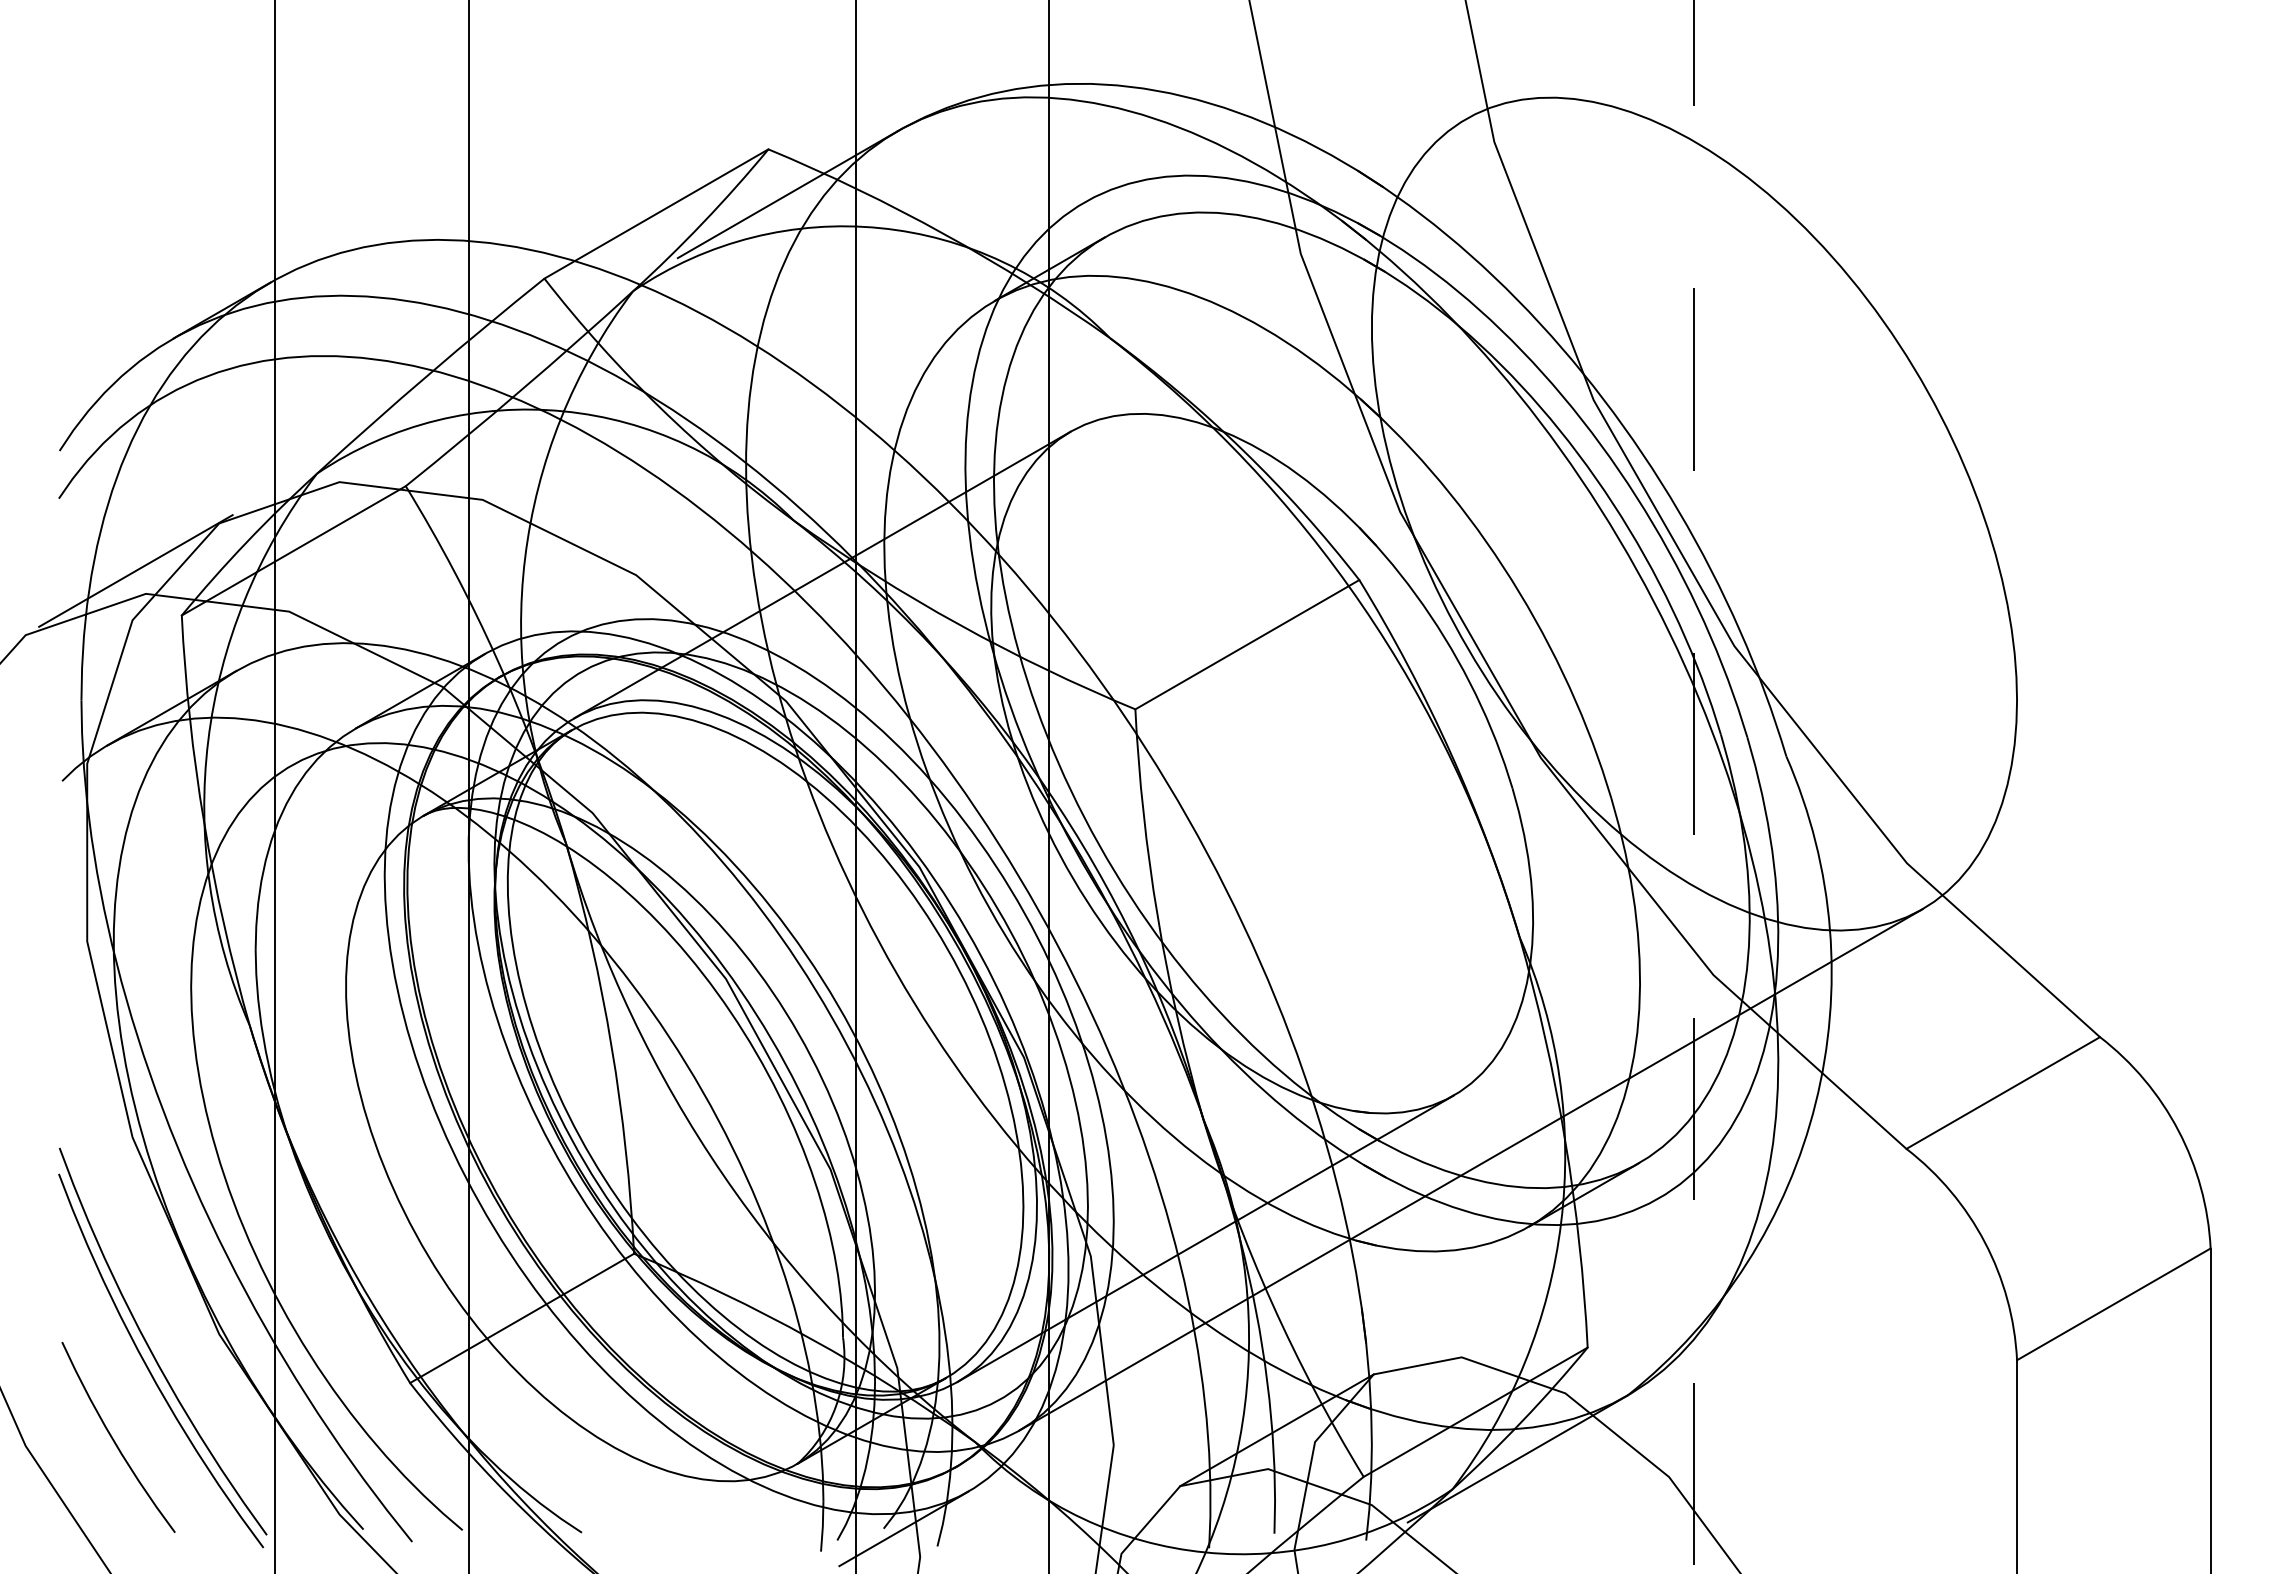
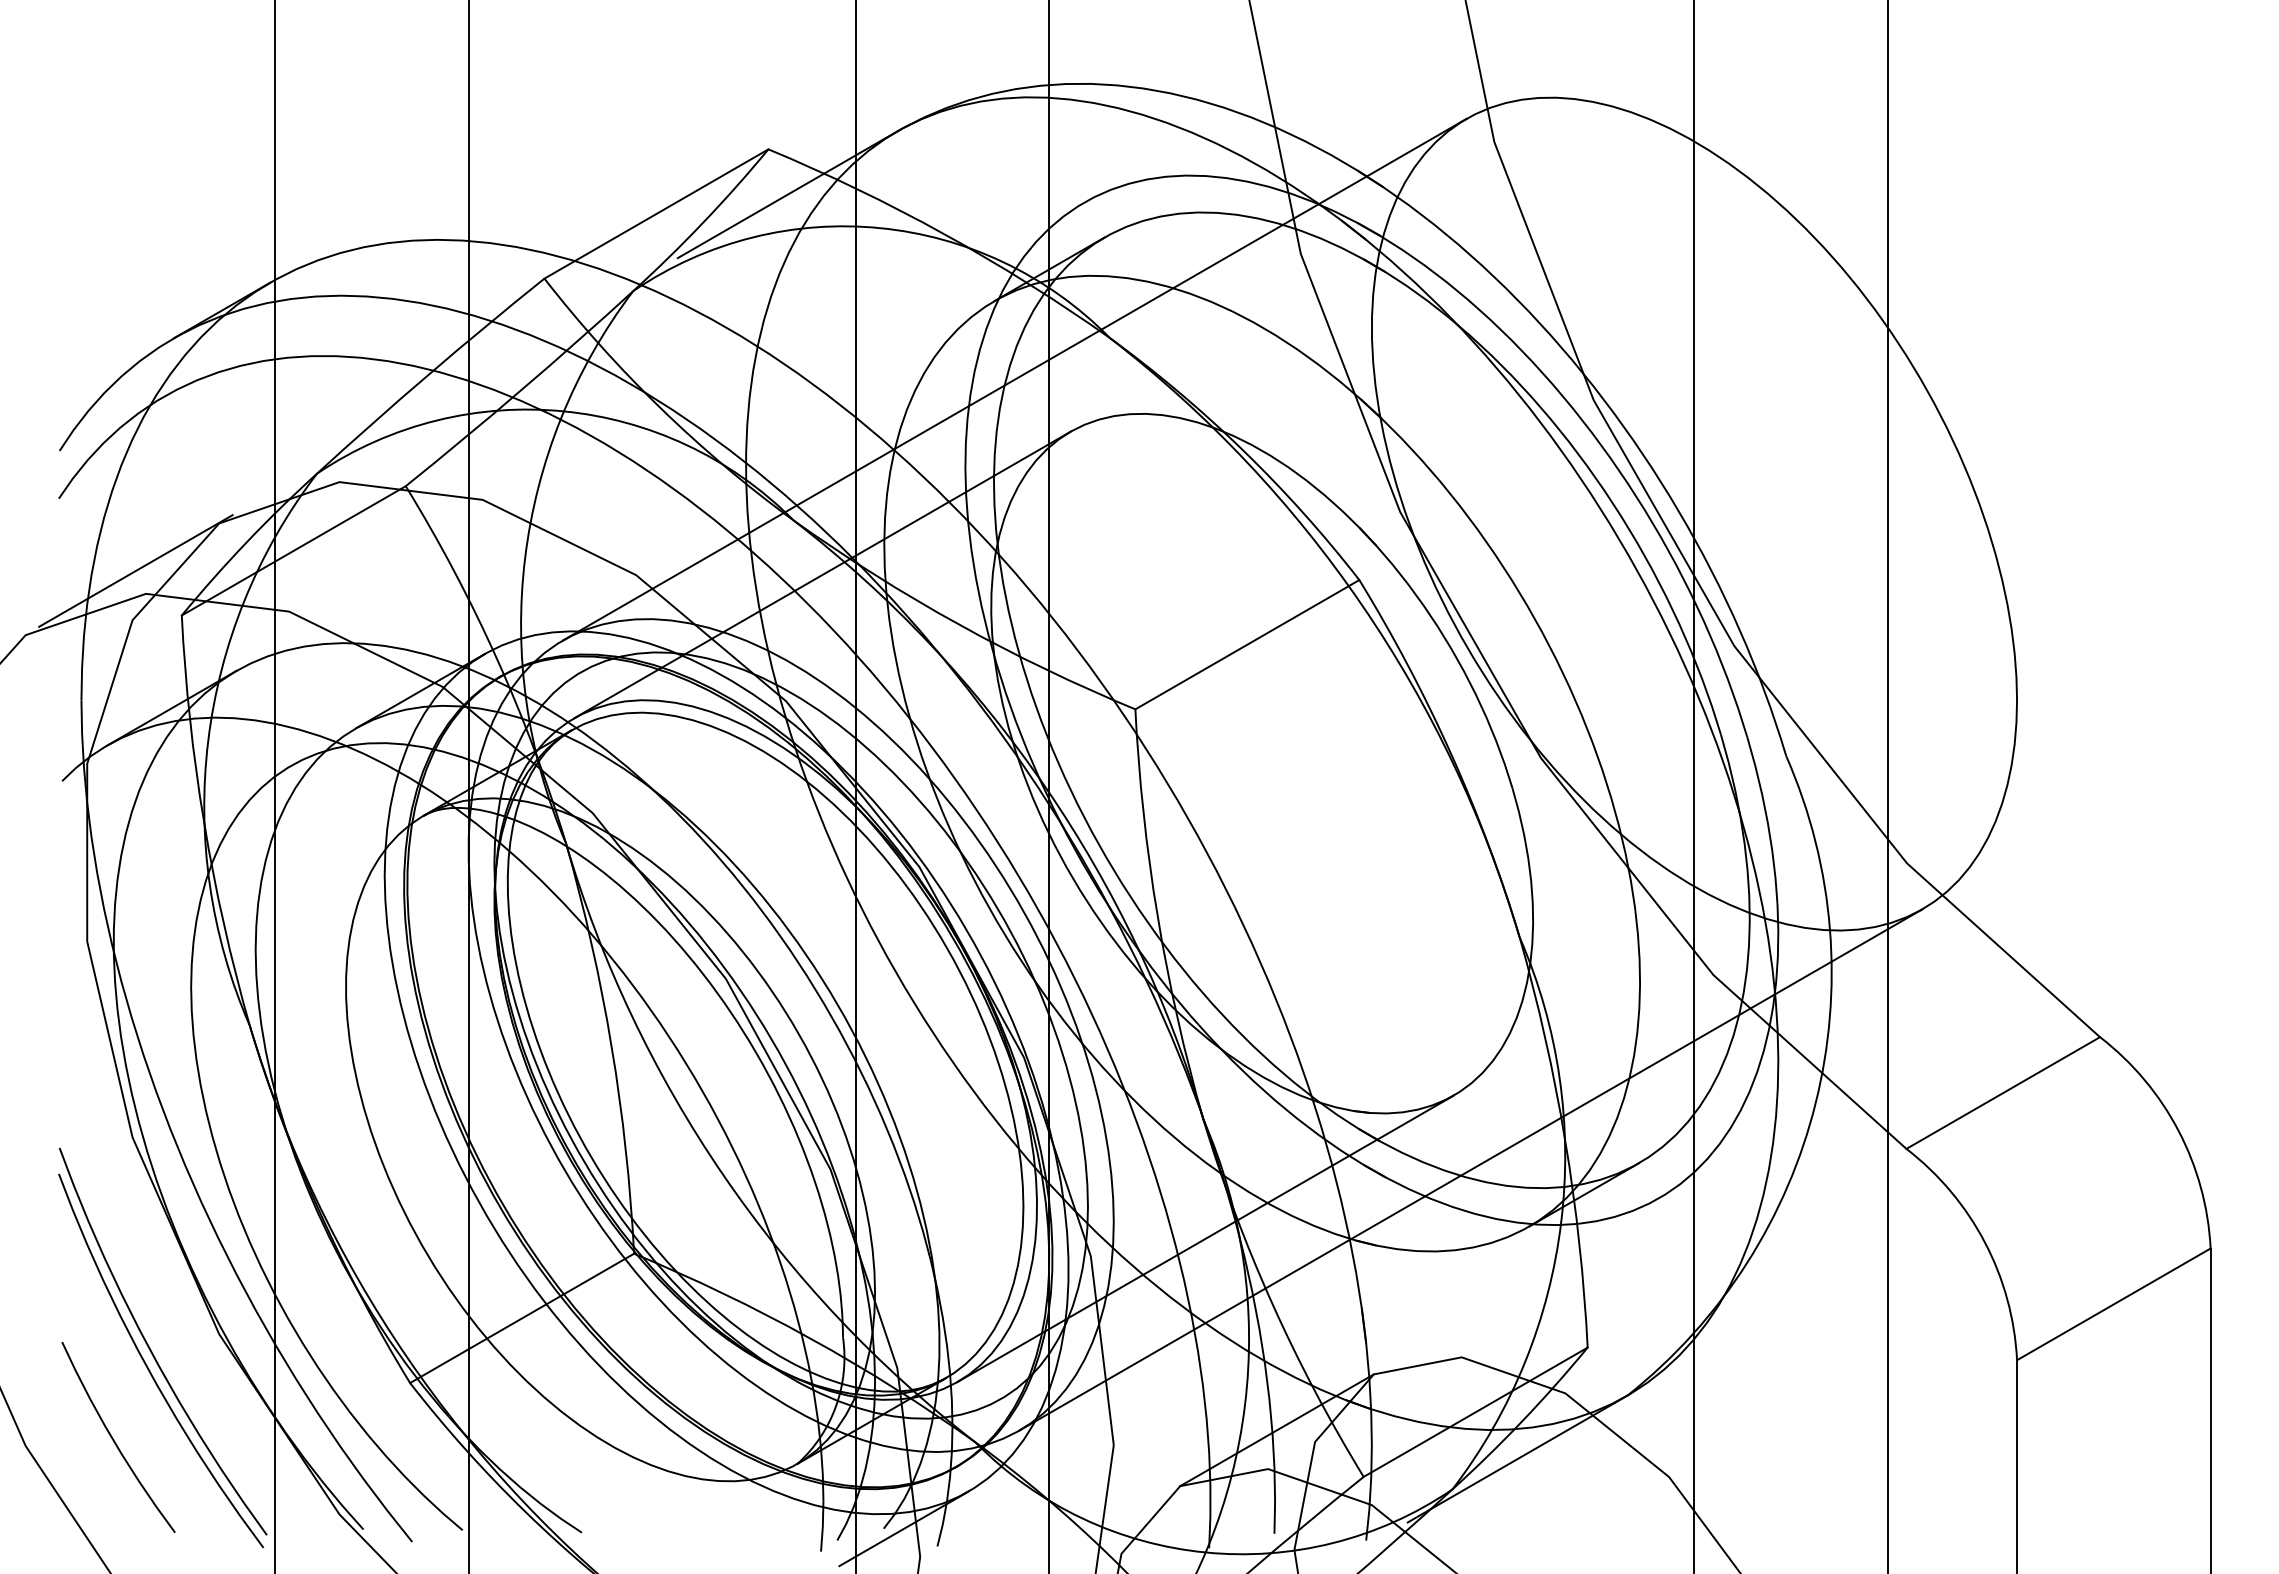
line: none -> present (1014, 379)
line: dashed -> solid (1694, 786)
line: none -> present (1888, 786)
